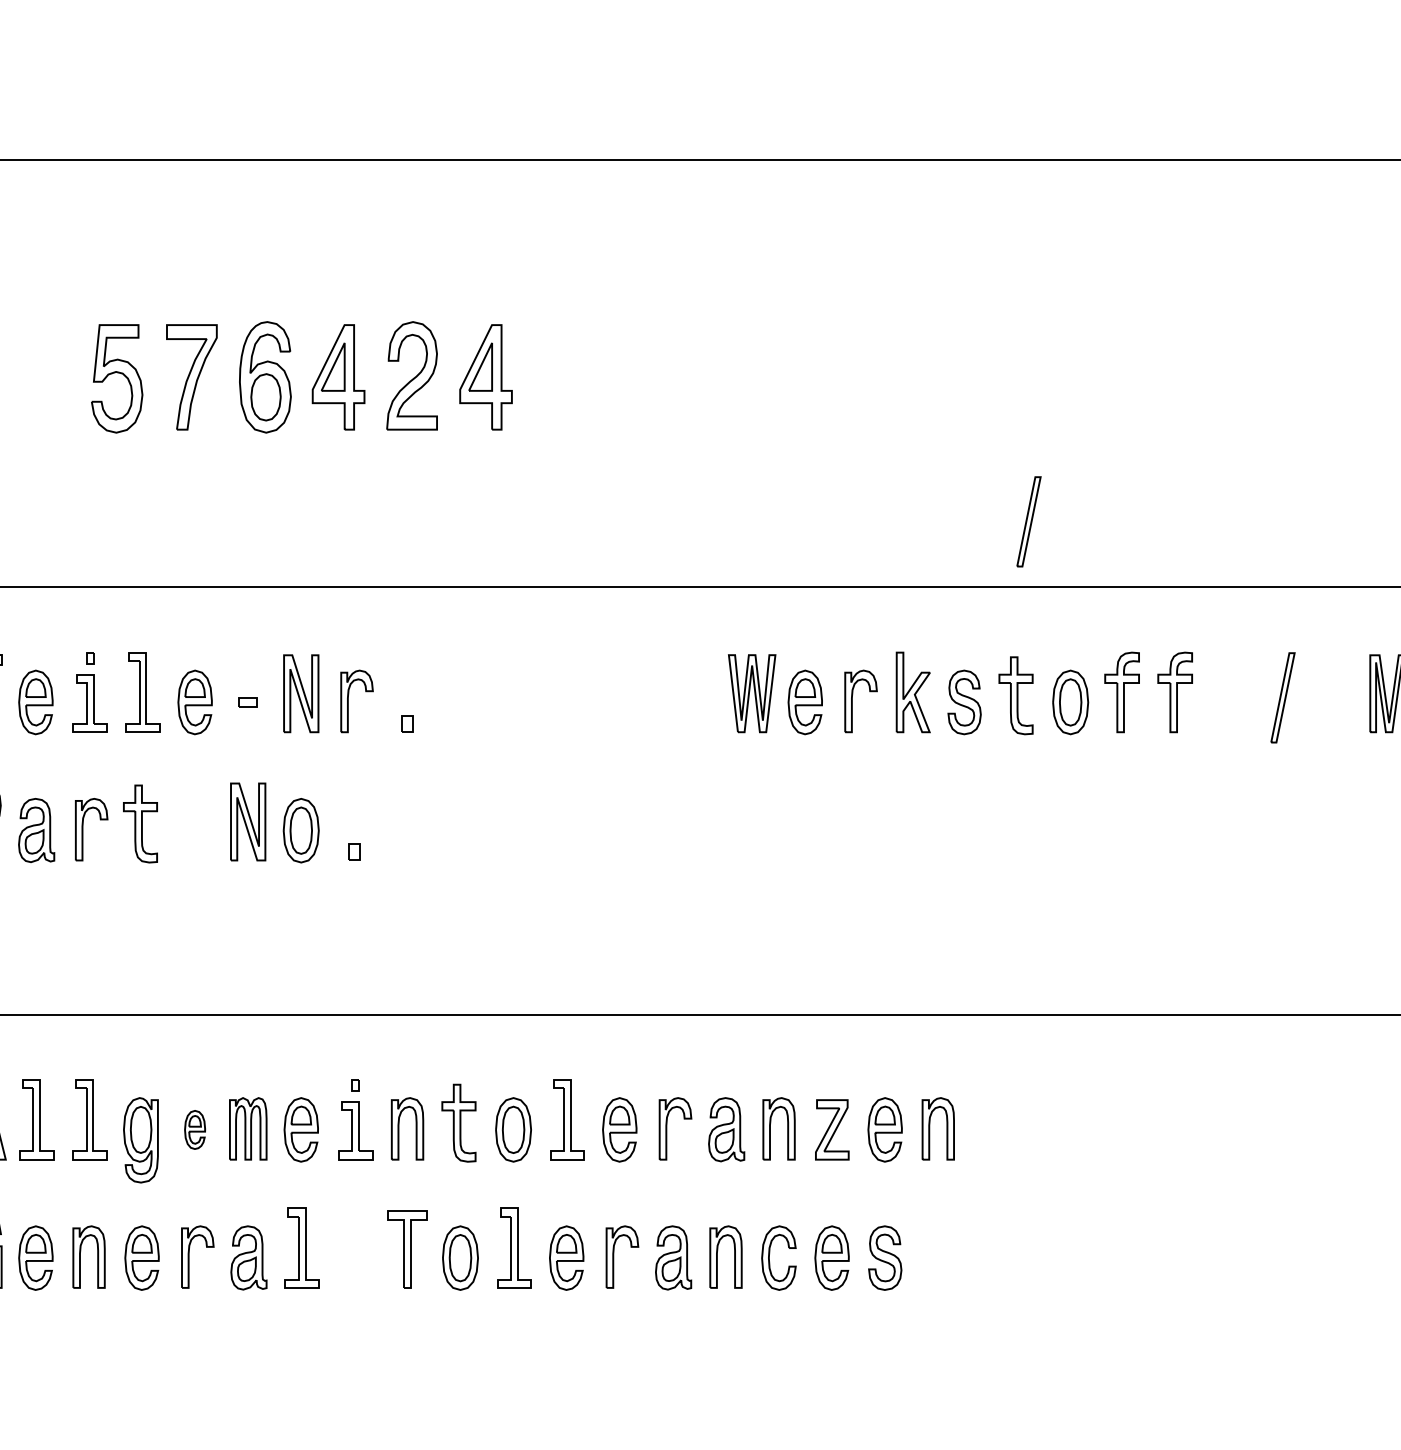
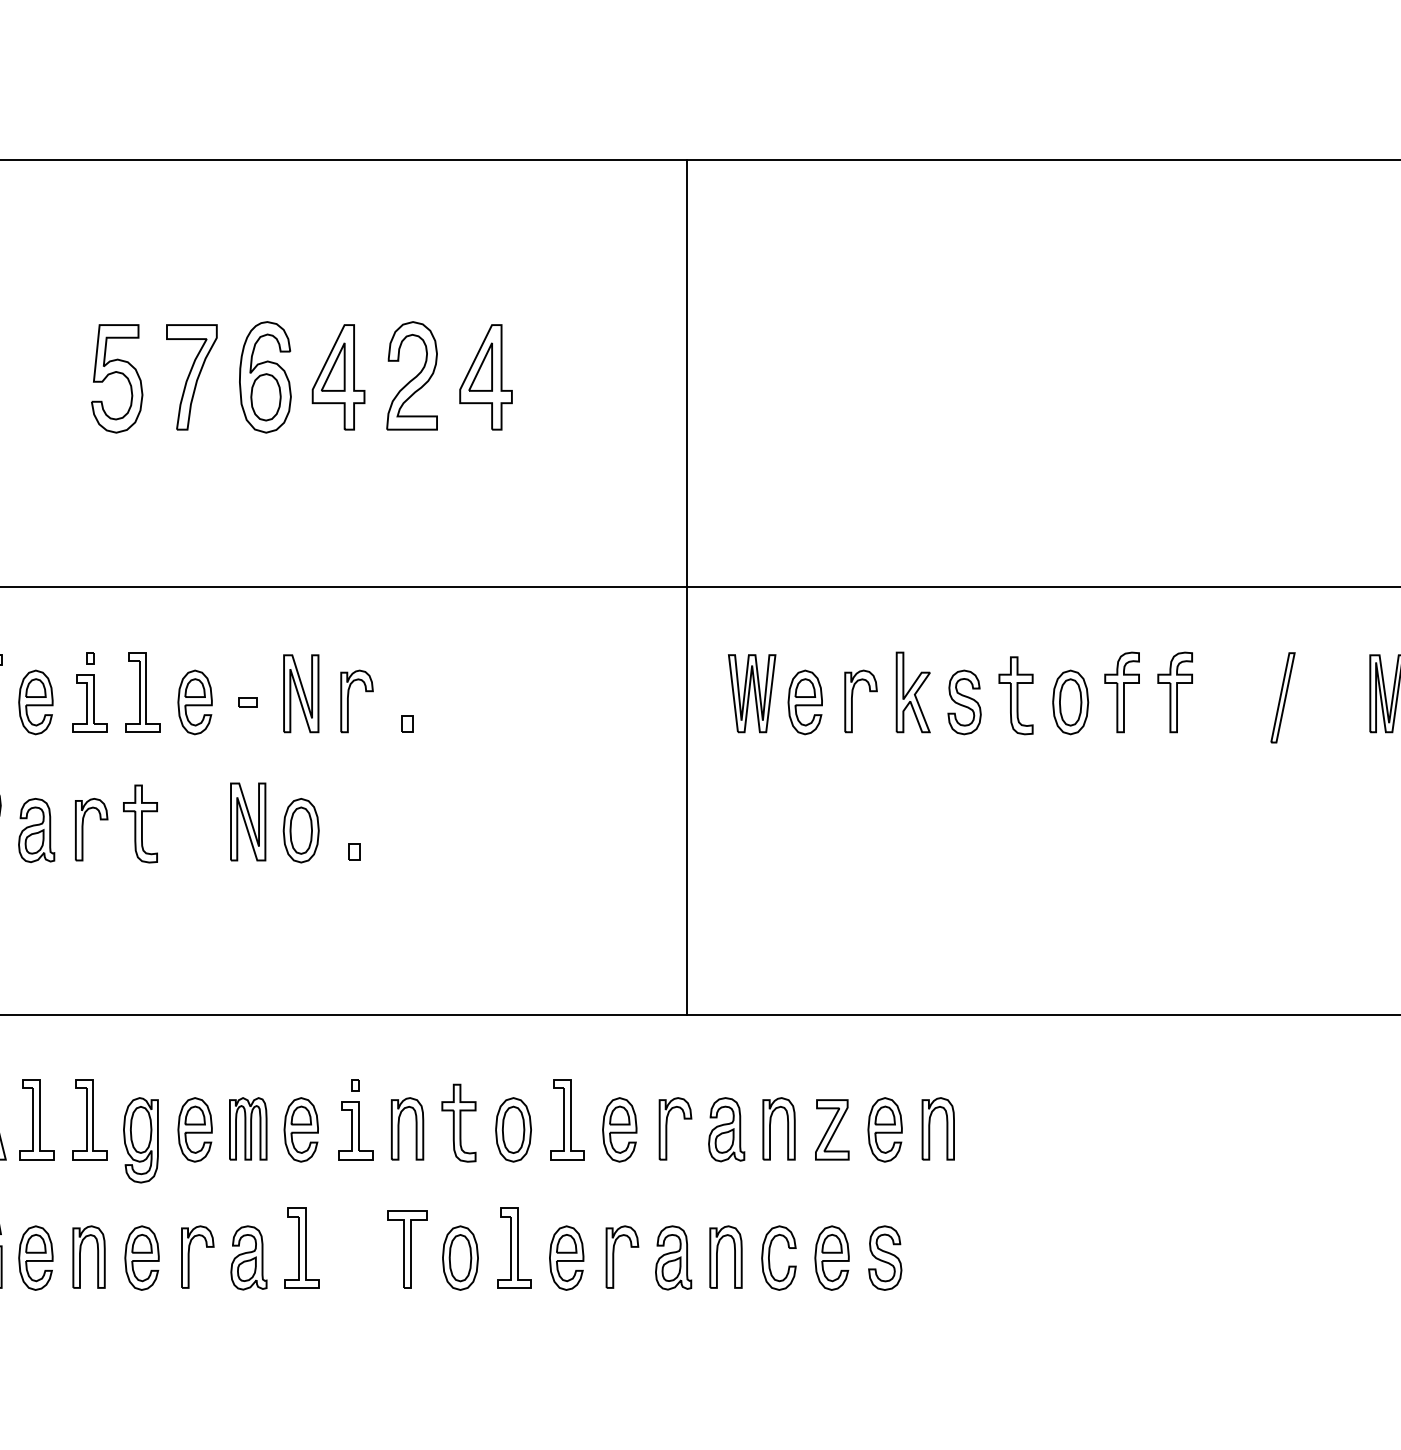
part: present -> none (1028, 521)
line: none -> present (686, 586)
part size: 22x40 px -> 36x66 px (194, 1129)
